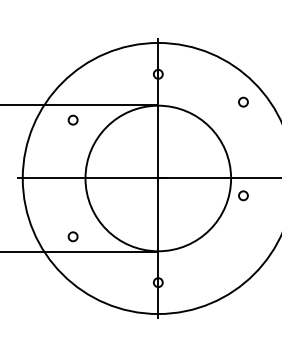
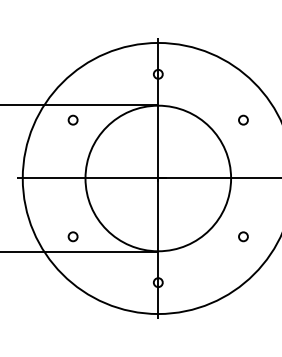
part position: (243, 101) -> (243, 119) (243, 119)
part position: (243, 195) -> (243, 236) (243, 236)
